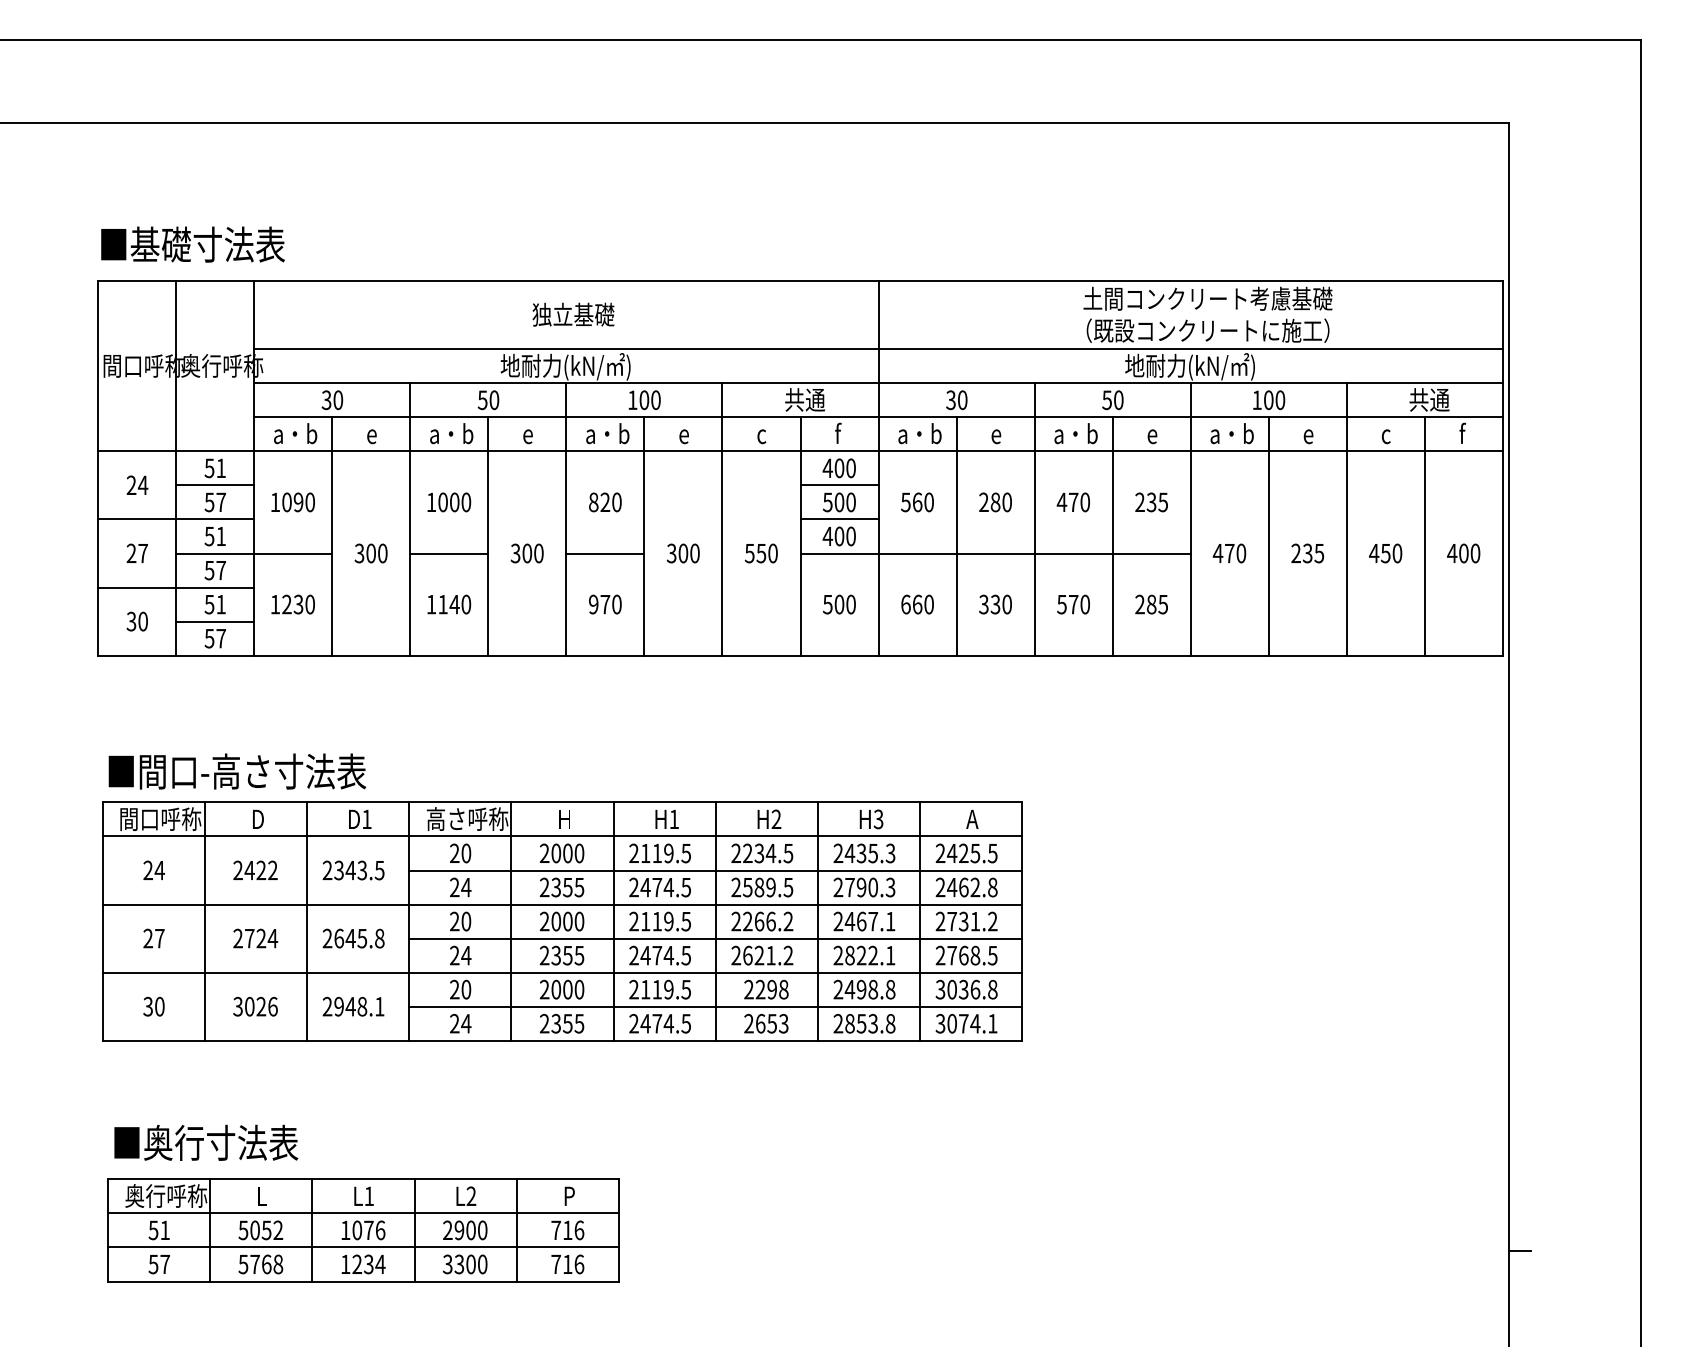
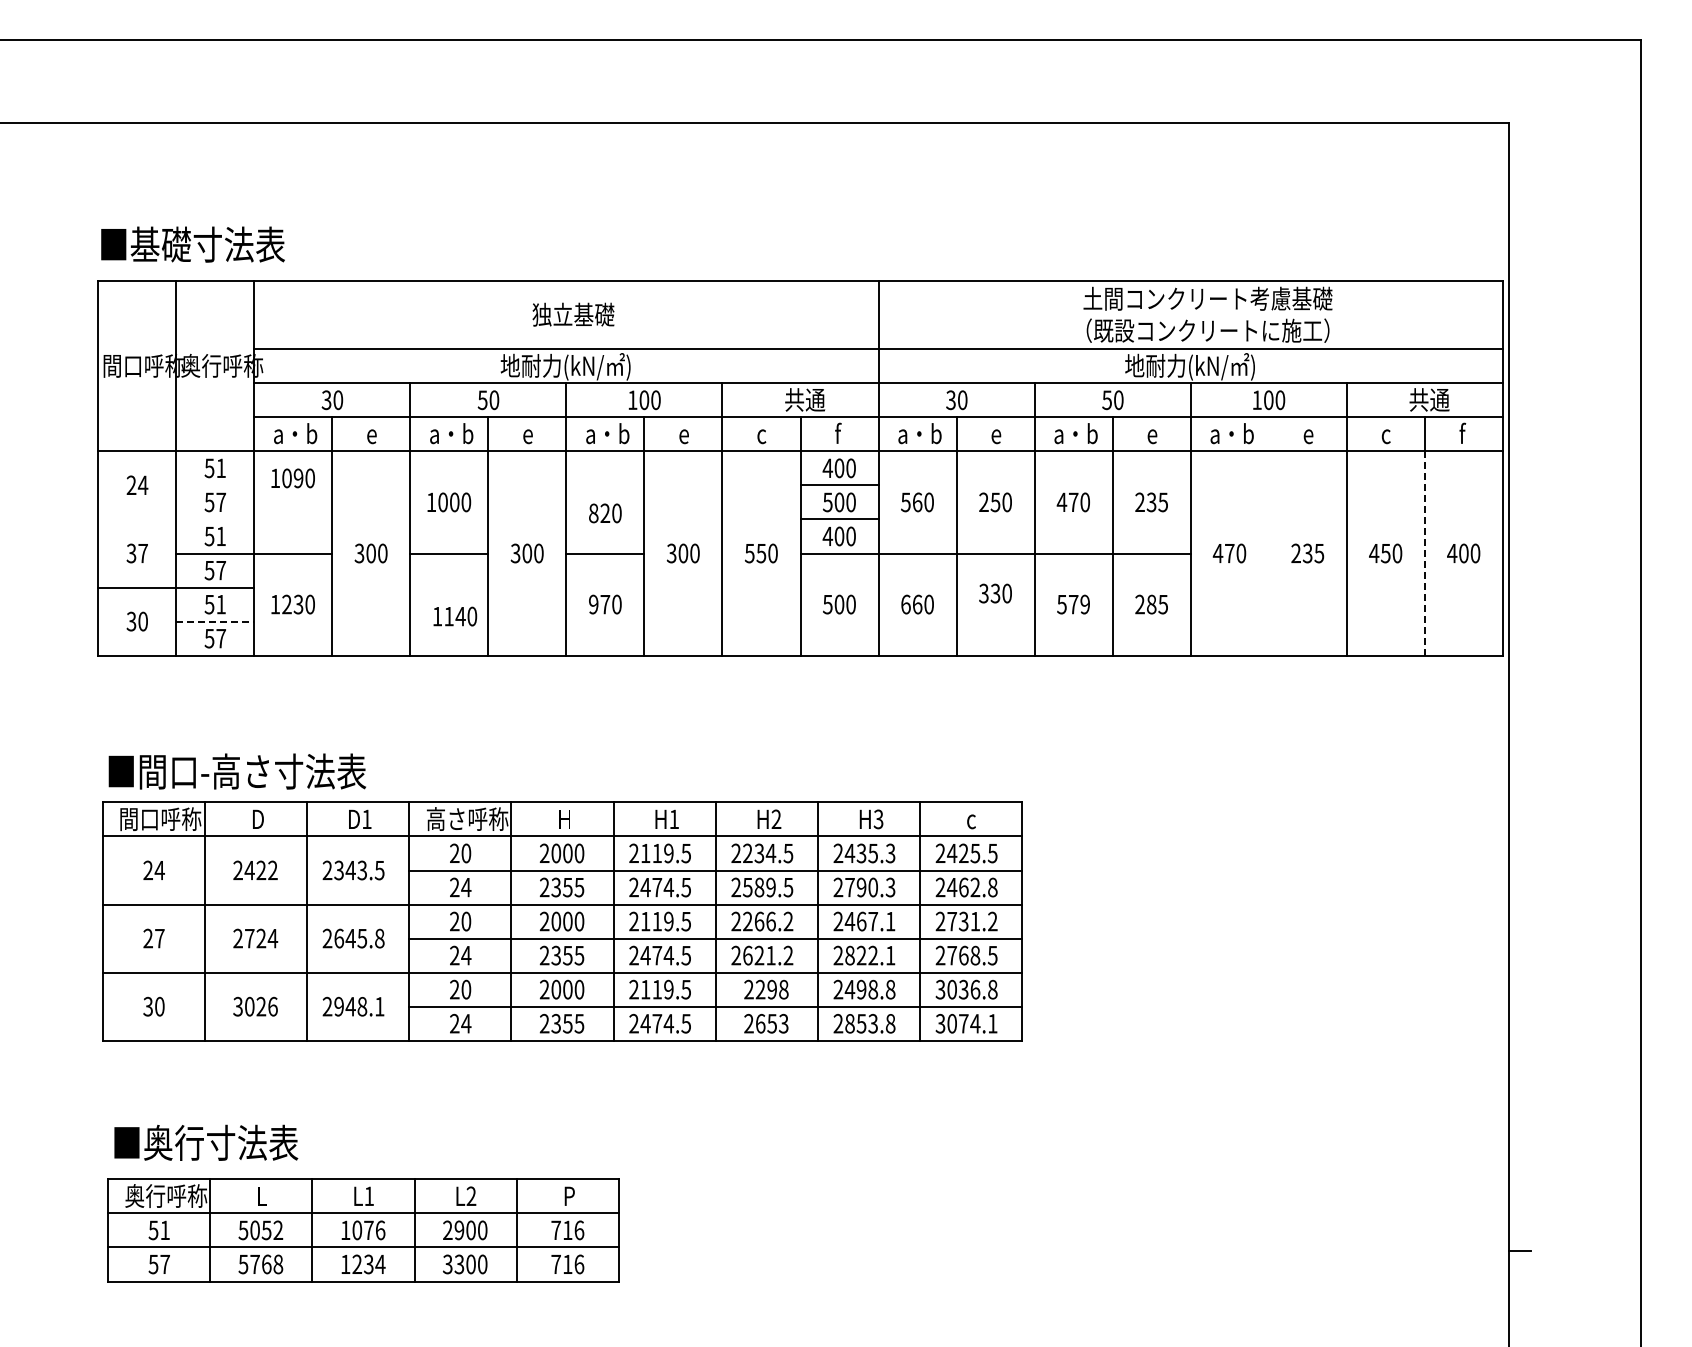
line: present -> none (215, 485)
text position: (292, 502) -> (292, 478) (292, 478)
text position: (605, 502) -> (605, 513) (605, 513)
text: 280 -> 250 (995, 502)
line: present -> none (176, 519)
line: present -> none (1268, 536)
text: 27 -> 37 (131, 553)
line: solid -> dashed (1424, 554)
text position: (449, 604) -> (455, 616) (455, 616)
text position: (995, 604) -> (995, 593) (995, 593)
text: 570 -> 579 (1084, 604)
line: solid -> dashed (215, 621)
text: A -> c (972, 819)
